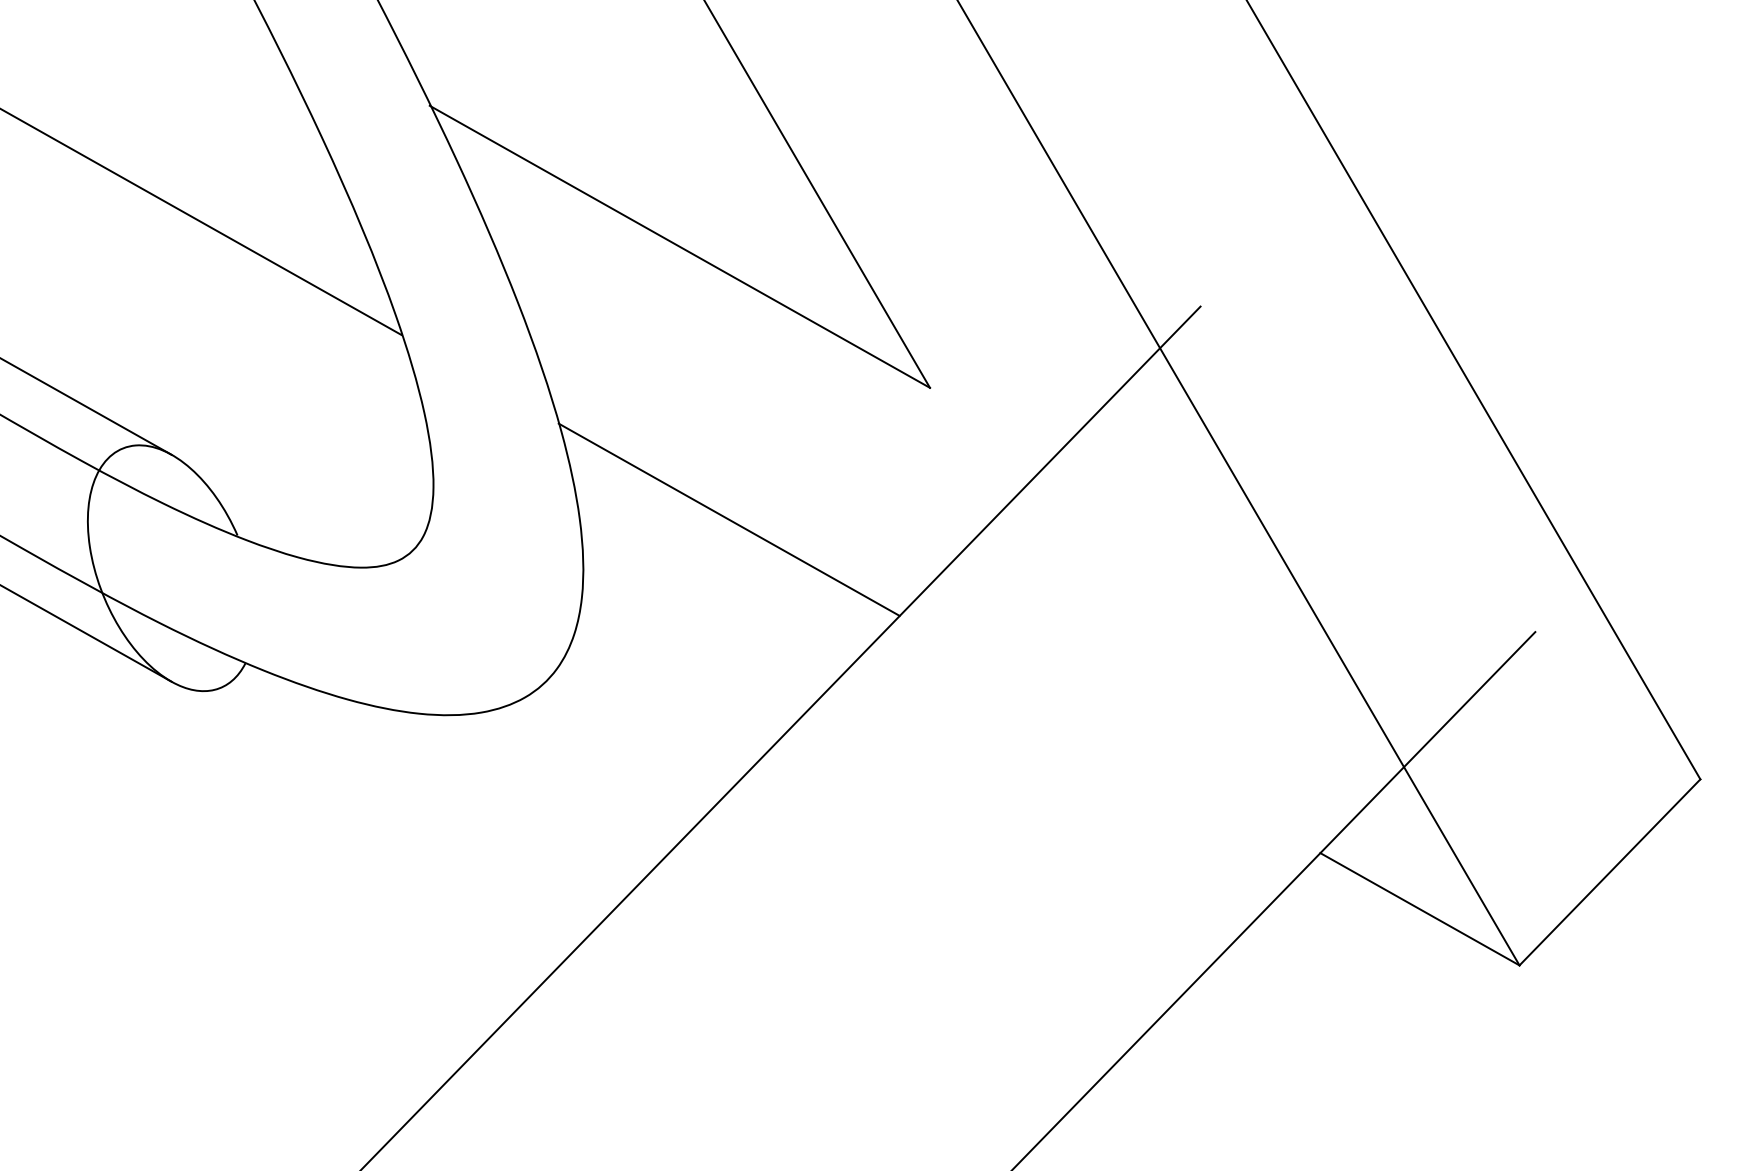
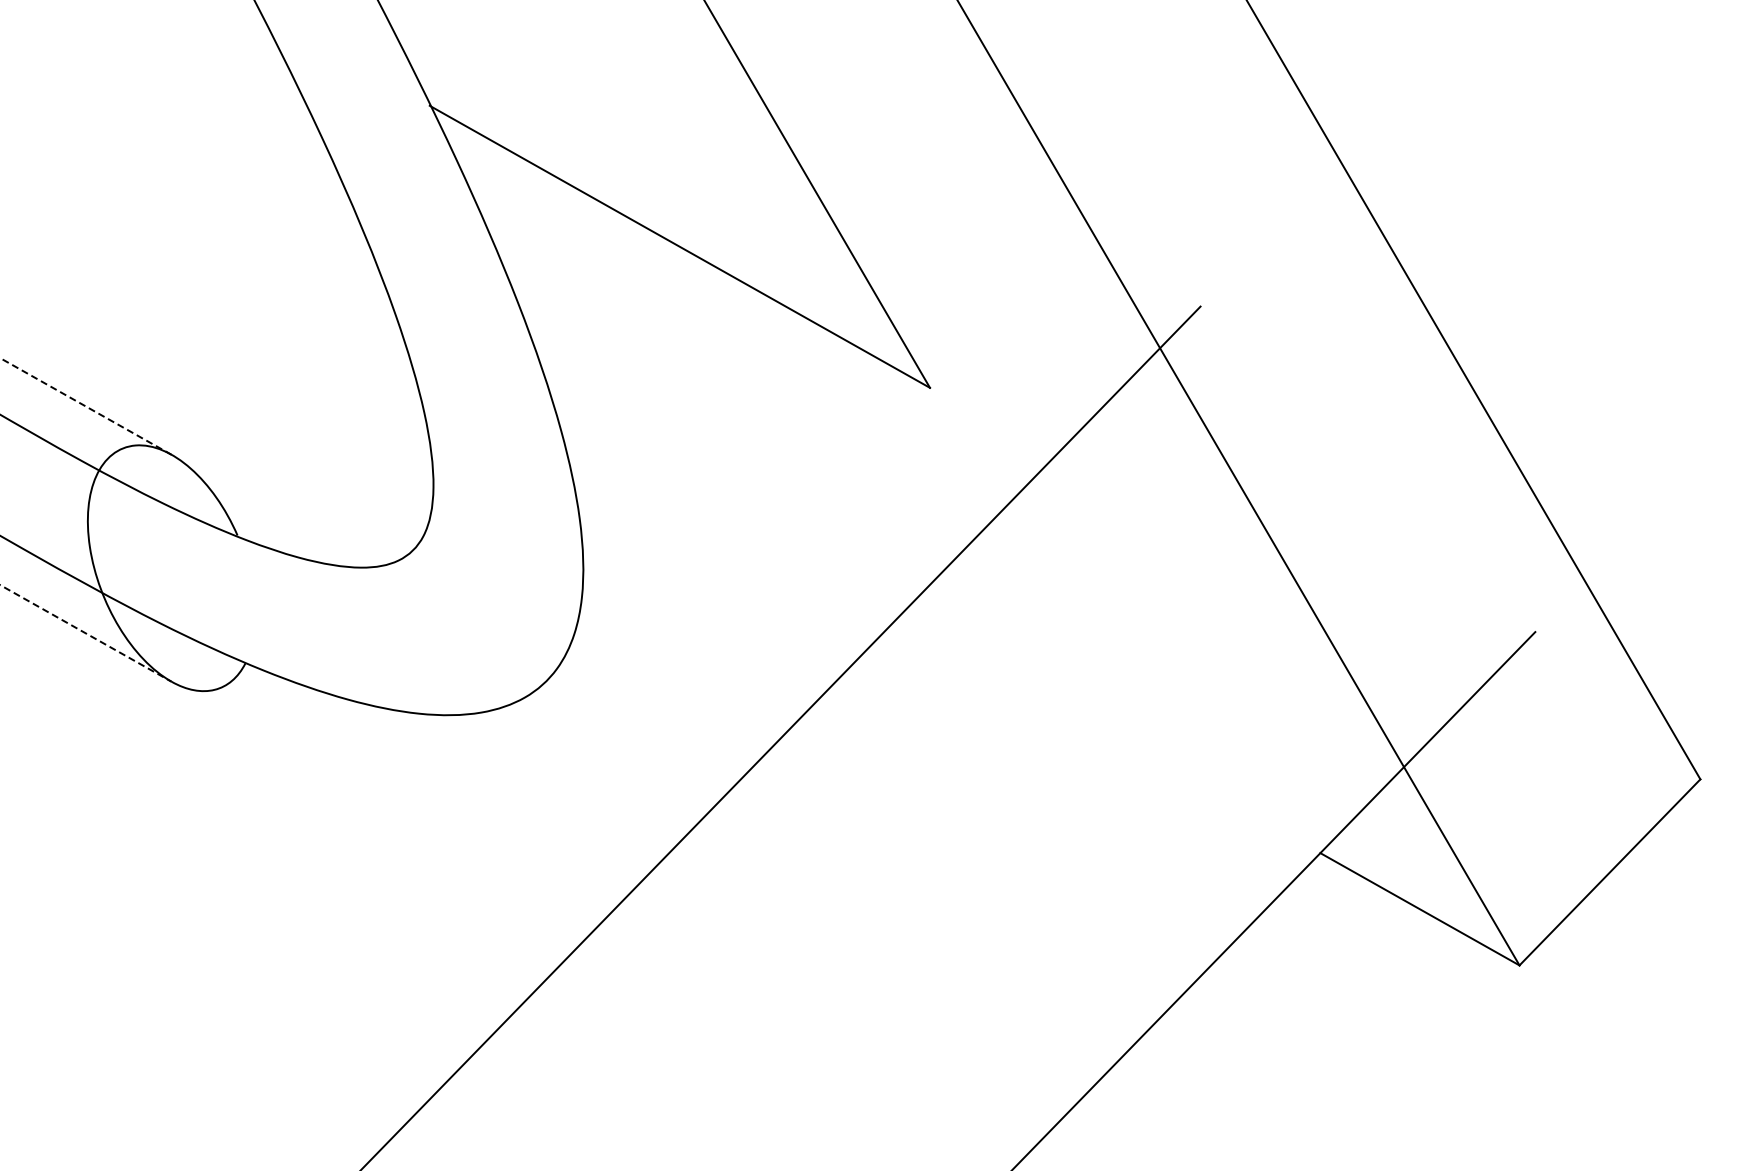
line: present -> none (201, 221)
line: solid -> dashed (85, 406)
line: present -> none (728, 519)
line: solid -> dashed (86, 633)
